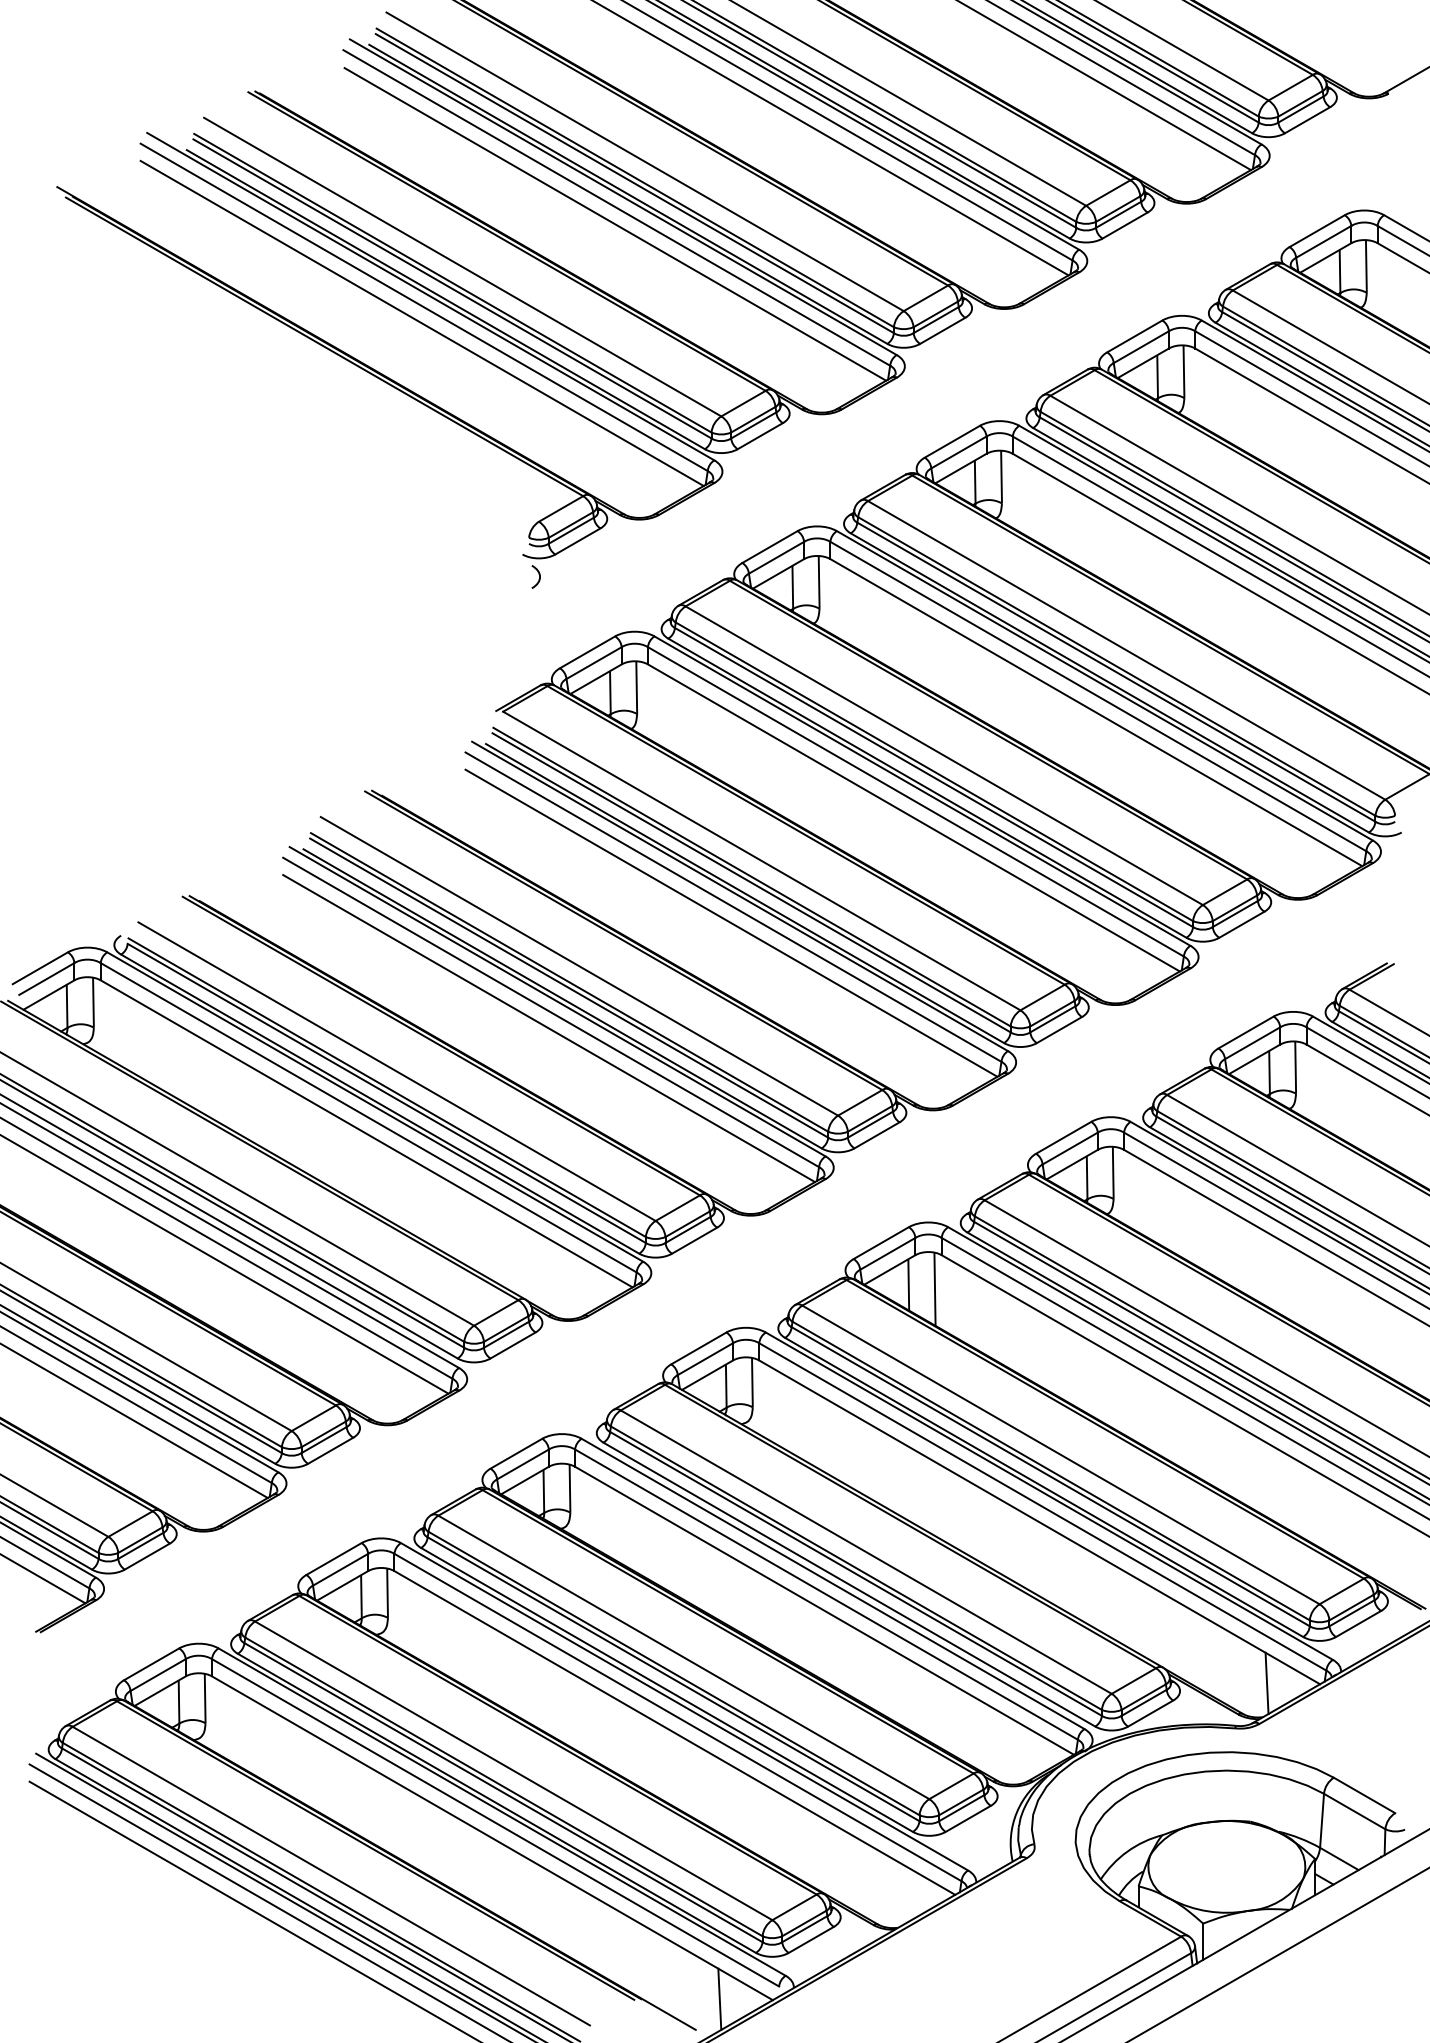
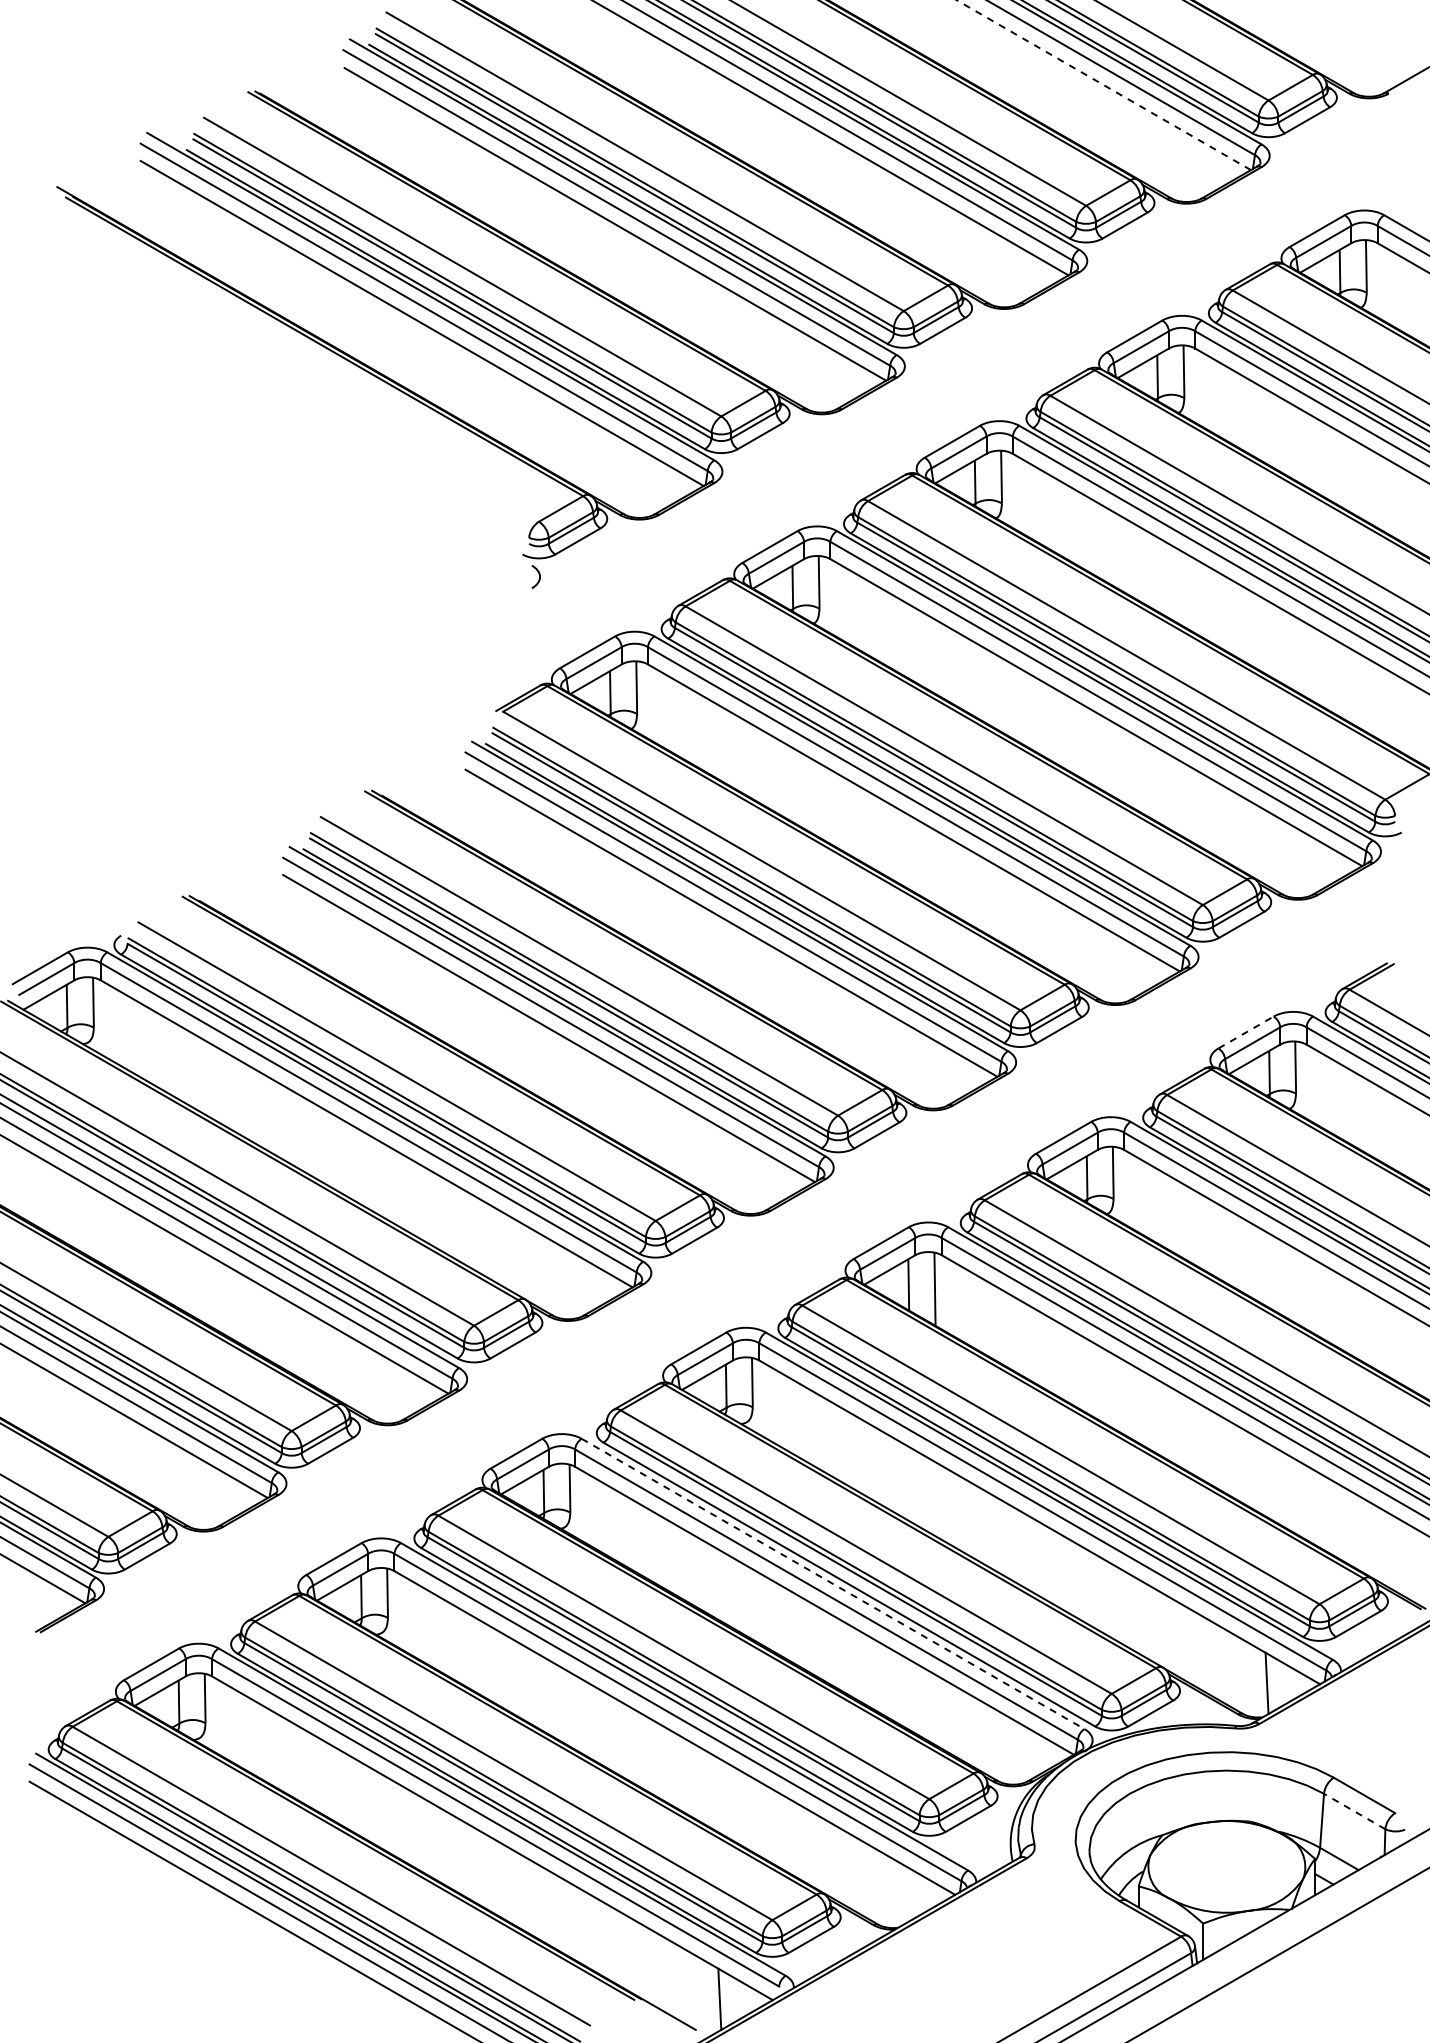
line: solid -> dashed (1103, 85)
line: solid -> dashed (1246, 1032)
line: solid -> dashed (833, 1584)
line: solid -> dashed (1354, 1811)
